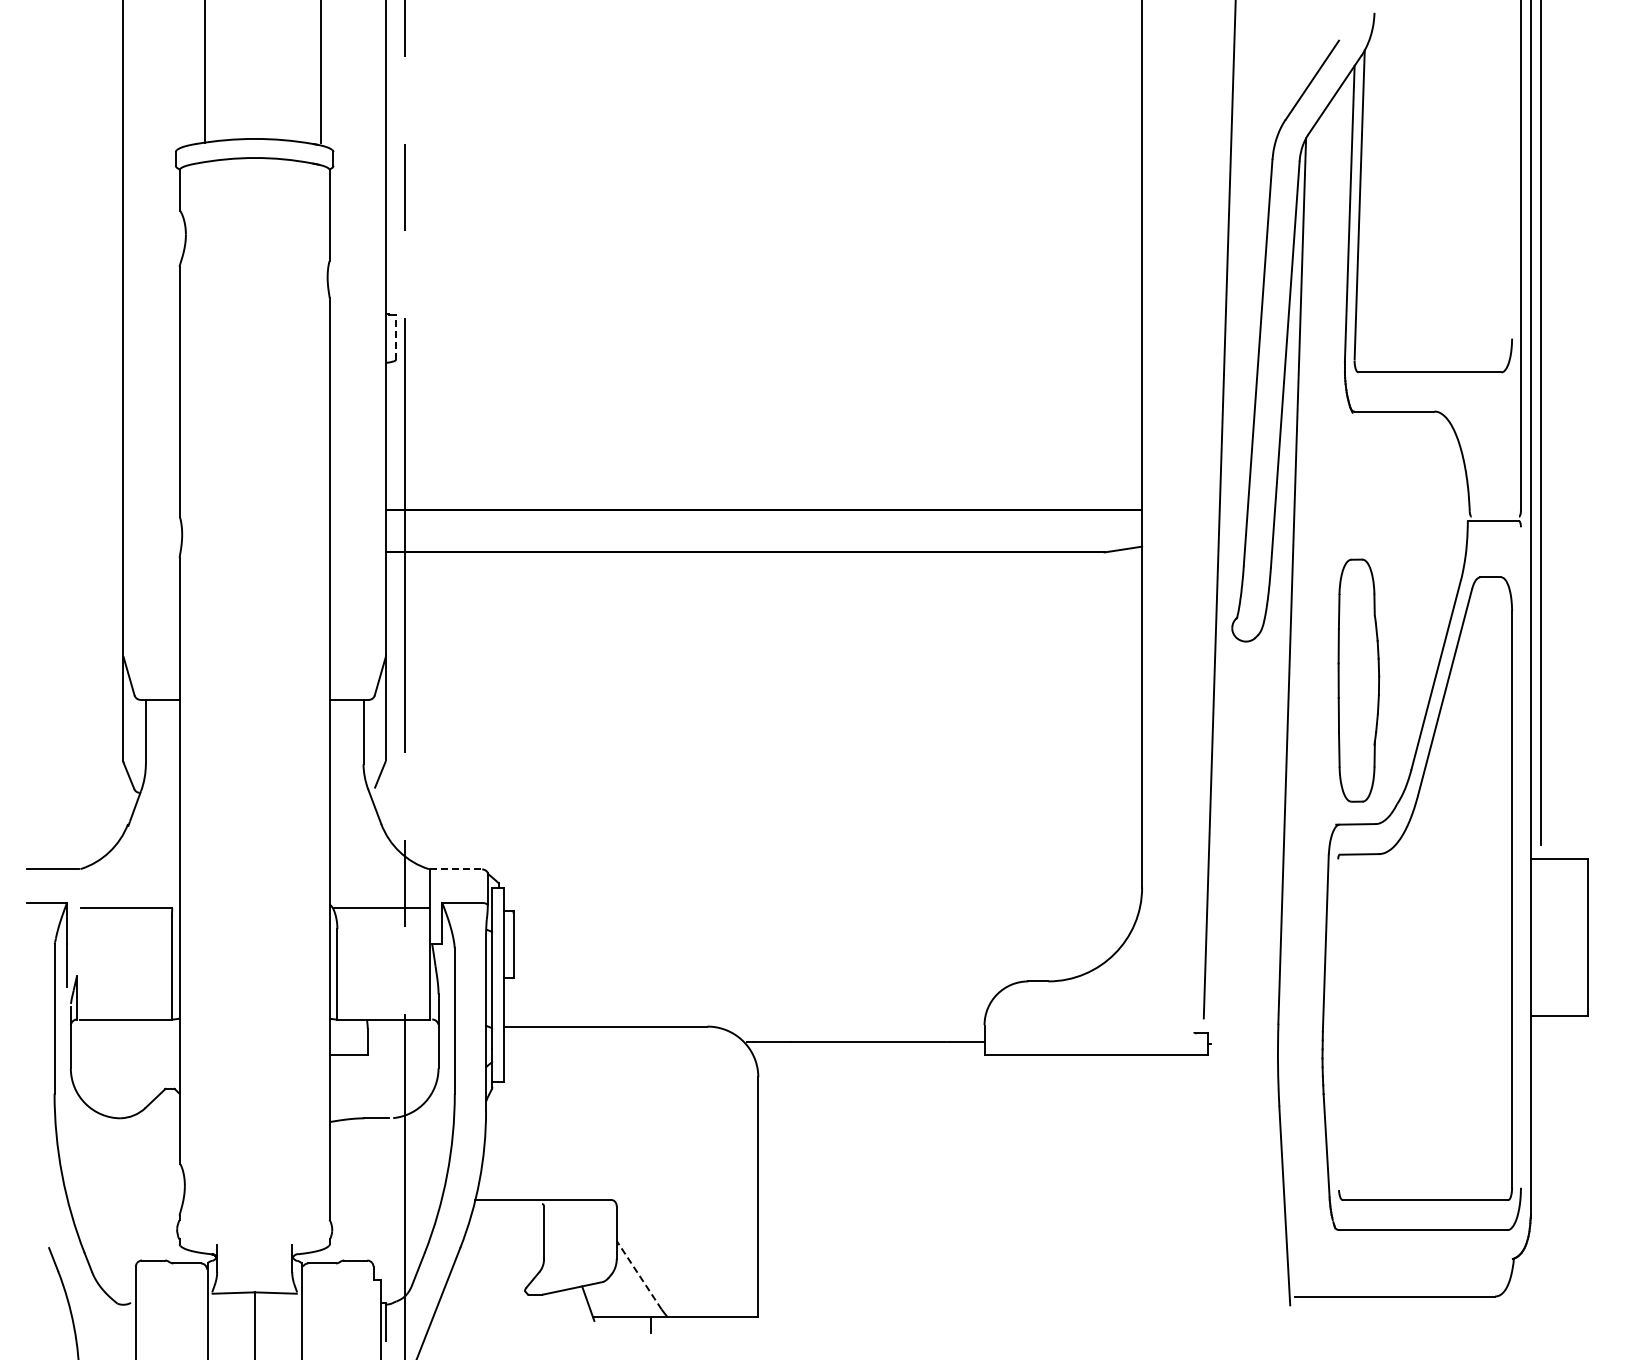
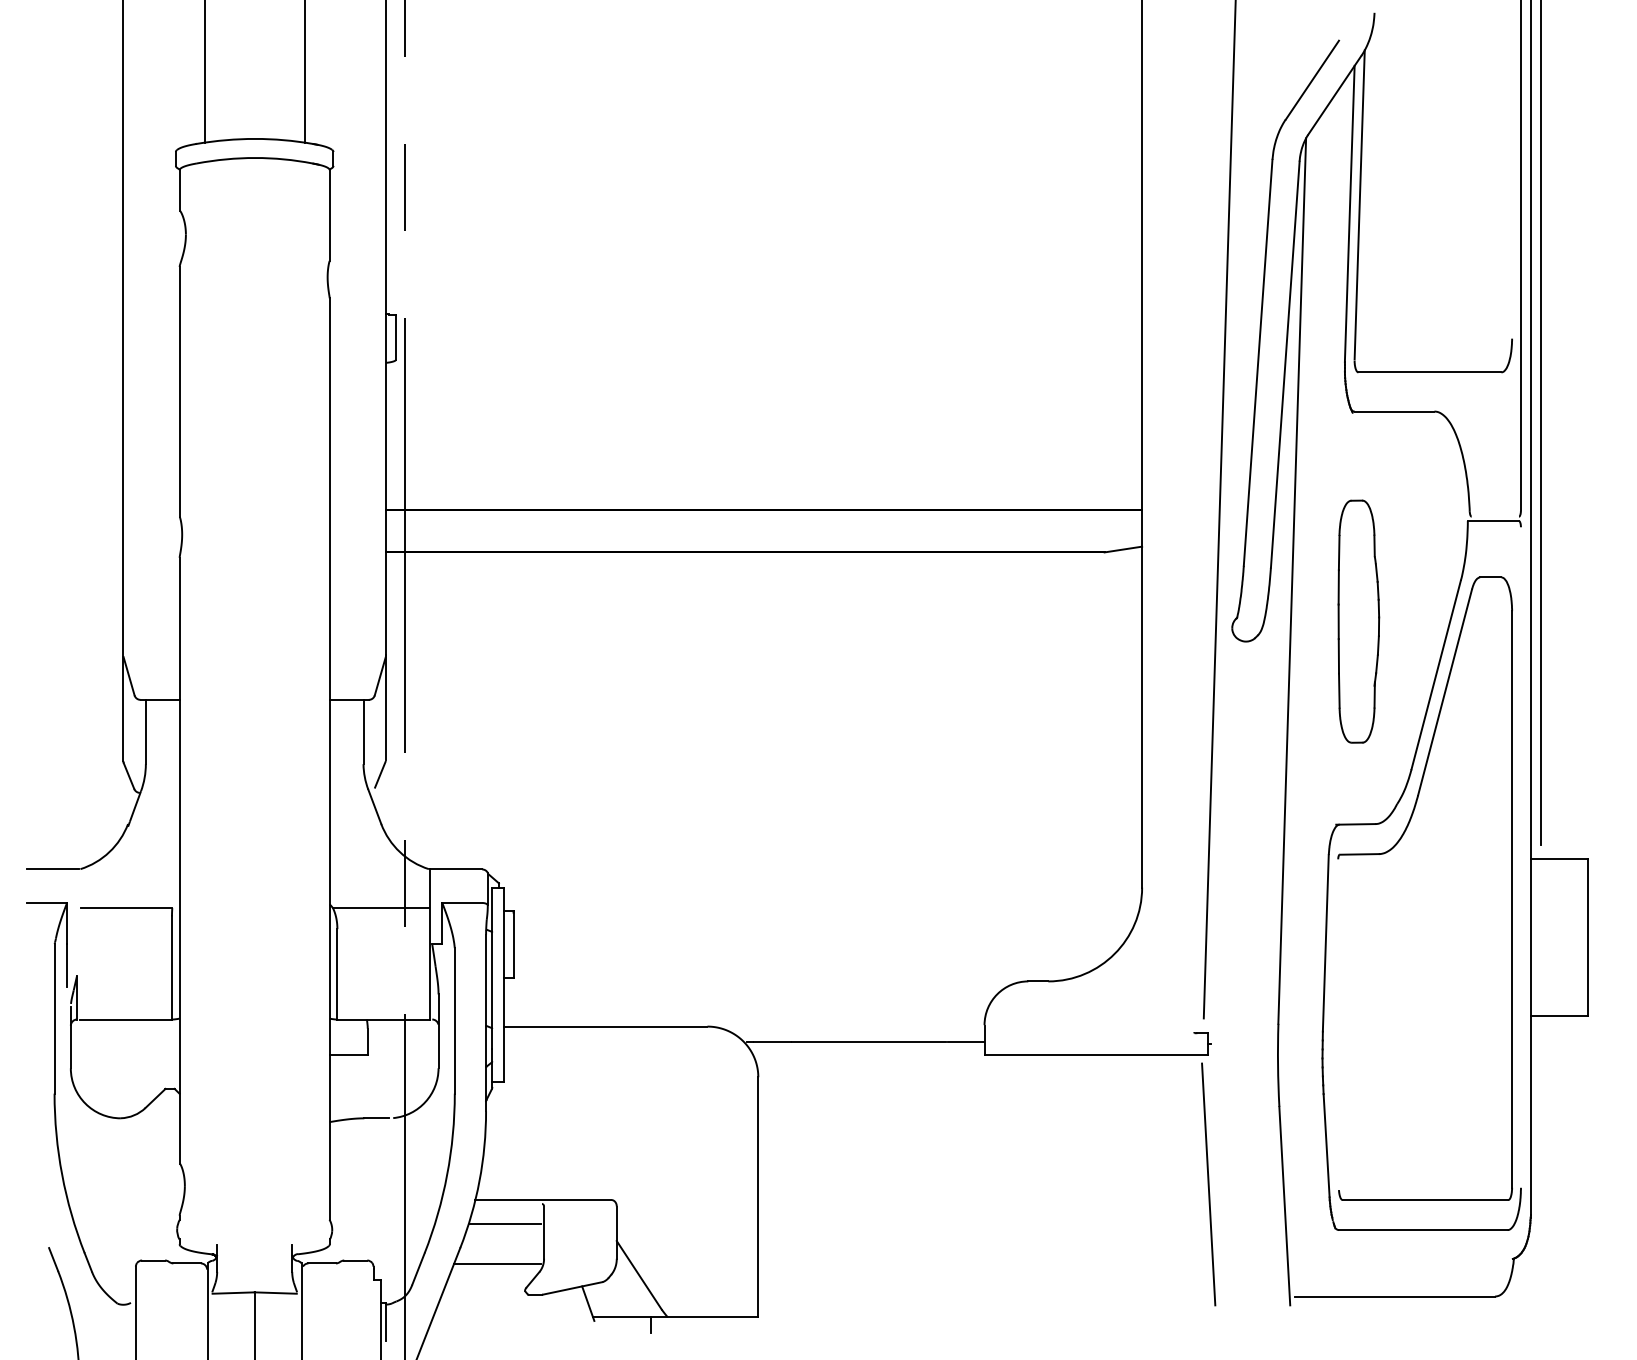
line position: (320, 72) -> (304, 72) (304, 72)
line: dashed -> solid (396, 336)
part position: (1358, 680) -> (1358, 621) (1358, 621)
line: dashed -> solid (456, 869)
line: none -> present (1208, 1184)
line: none -> present (504, 1224)
line: none -> present (497, 1264)
line: dashed -> solid (639, 1275)
